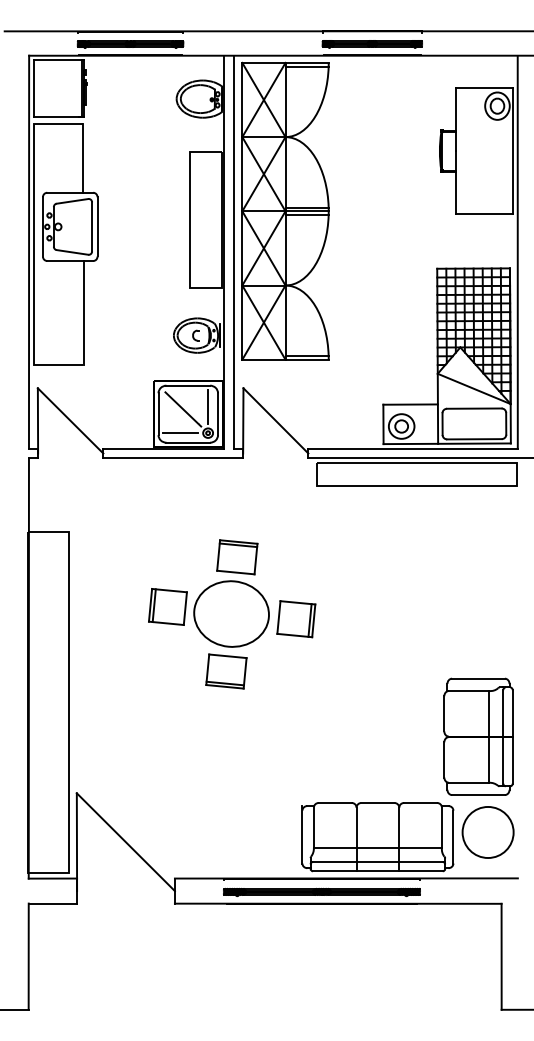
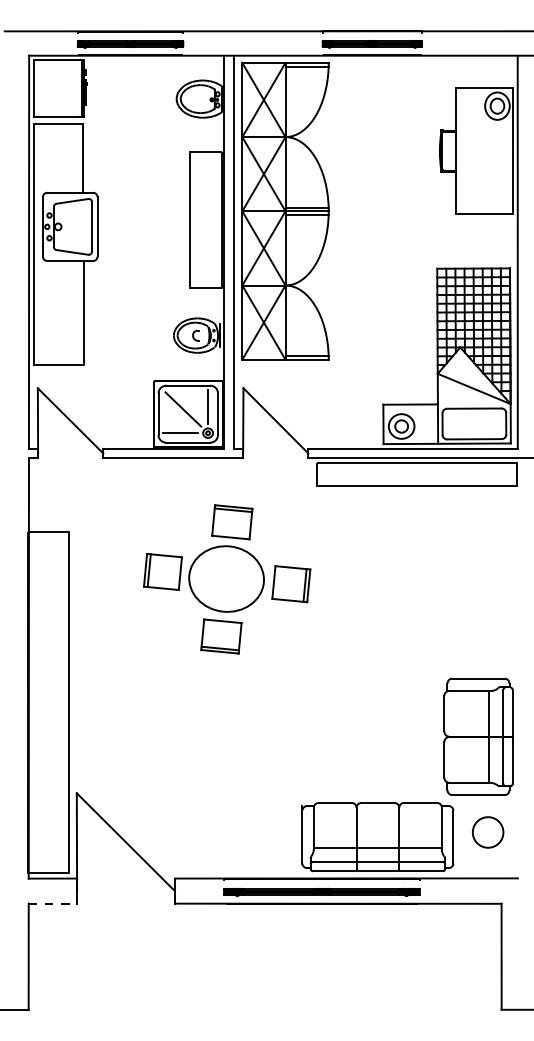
part position: (232, 614) -> (227, 579) (227, 579)
circle diameter: 51 px -> 31 px (487, 832)
line: solid -> dashed (53, 903)
